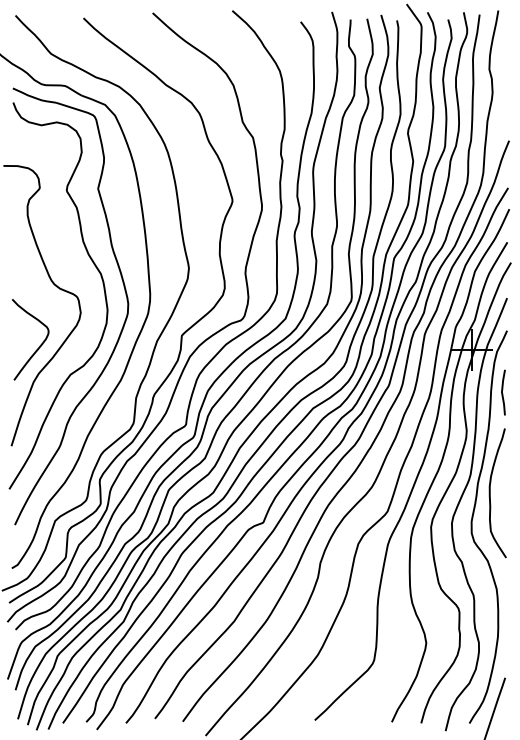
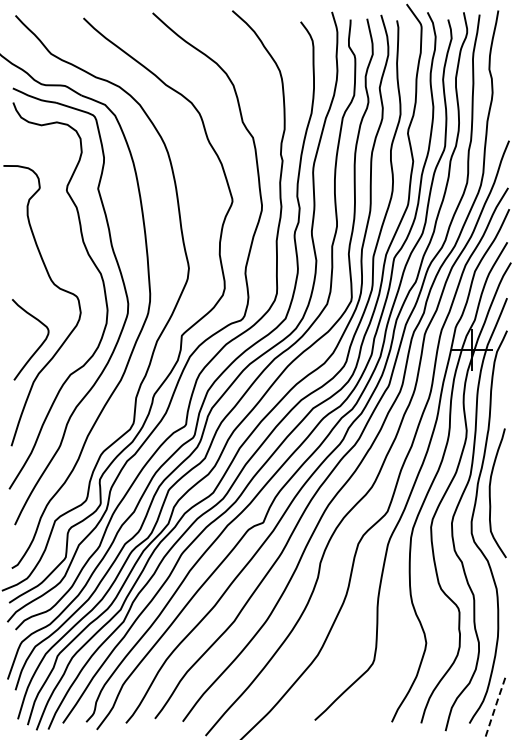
line: present -> none (502, 392)
line: solid -> dashed (495, 707)
